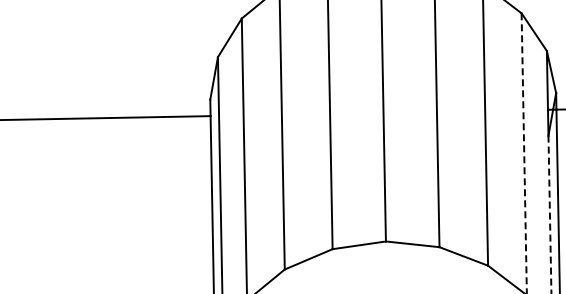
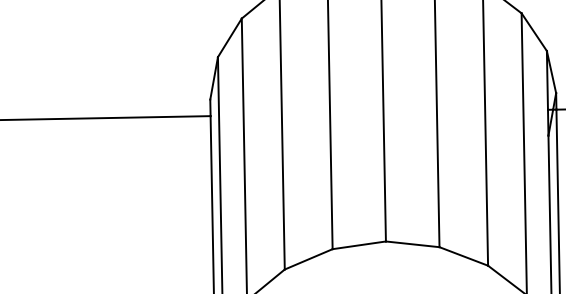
line: dashed -> solid (524, 153)
line: dashed -> solid (549, 214)
